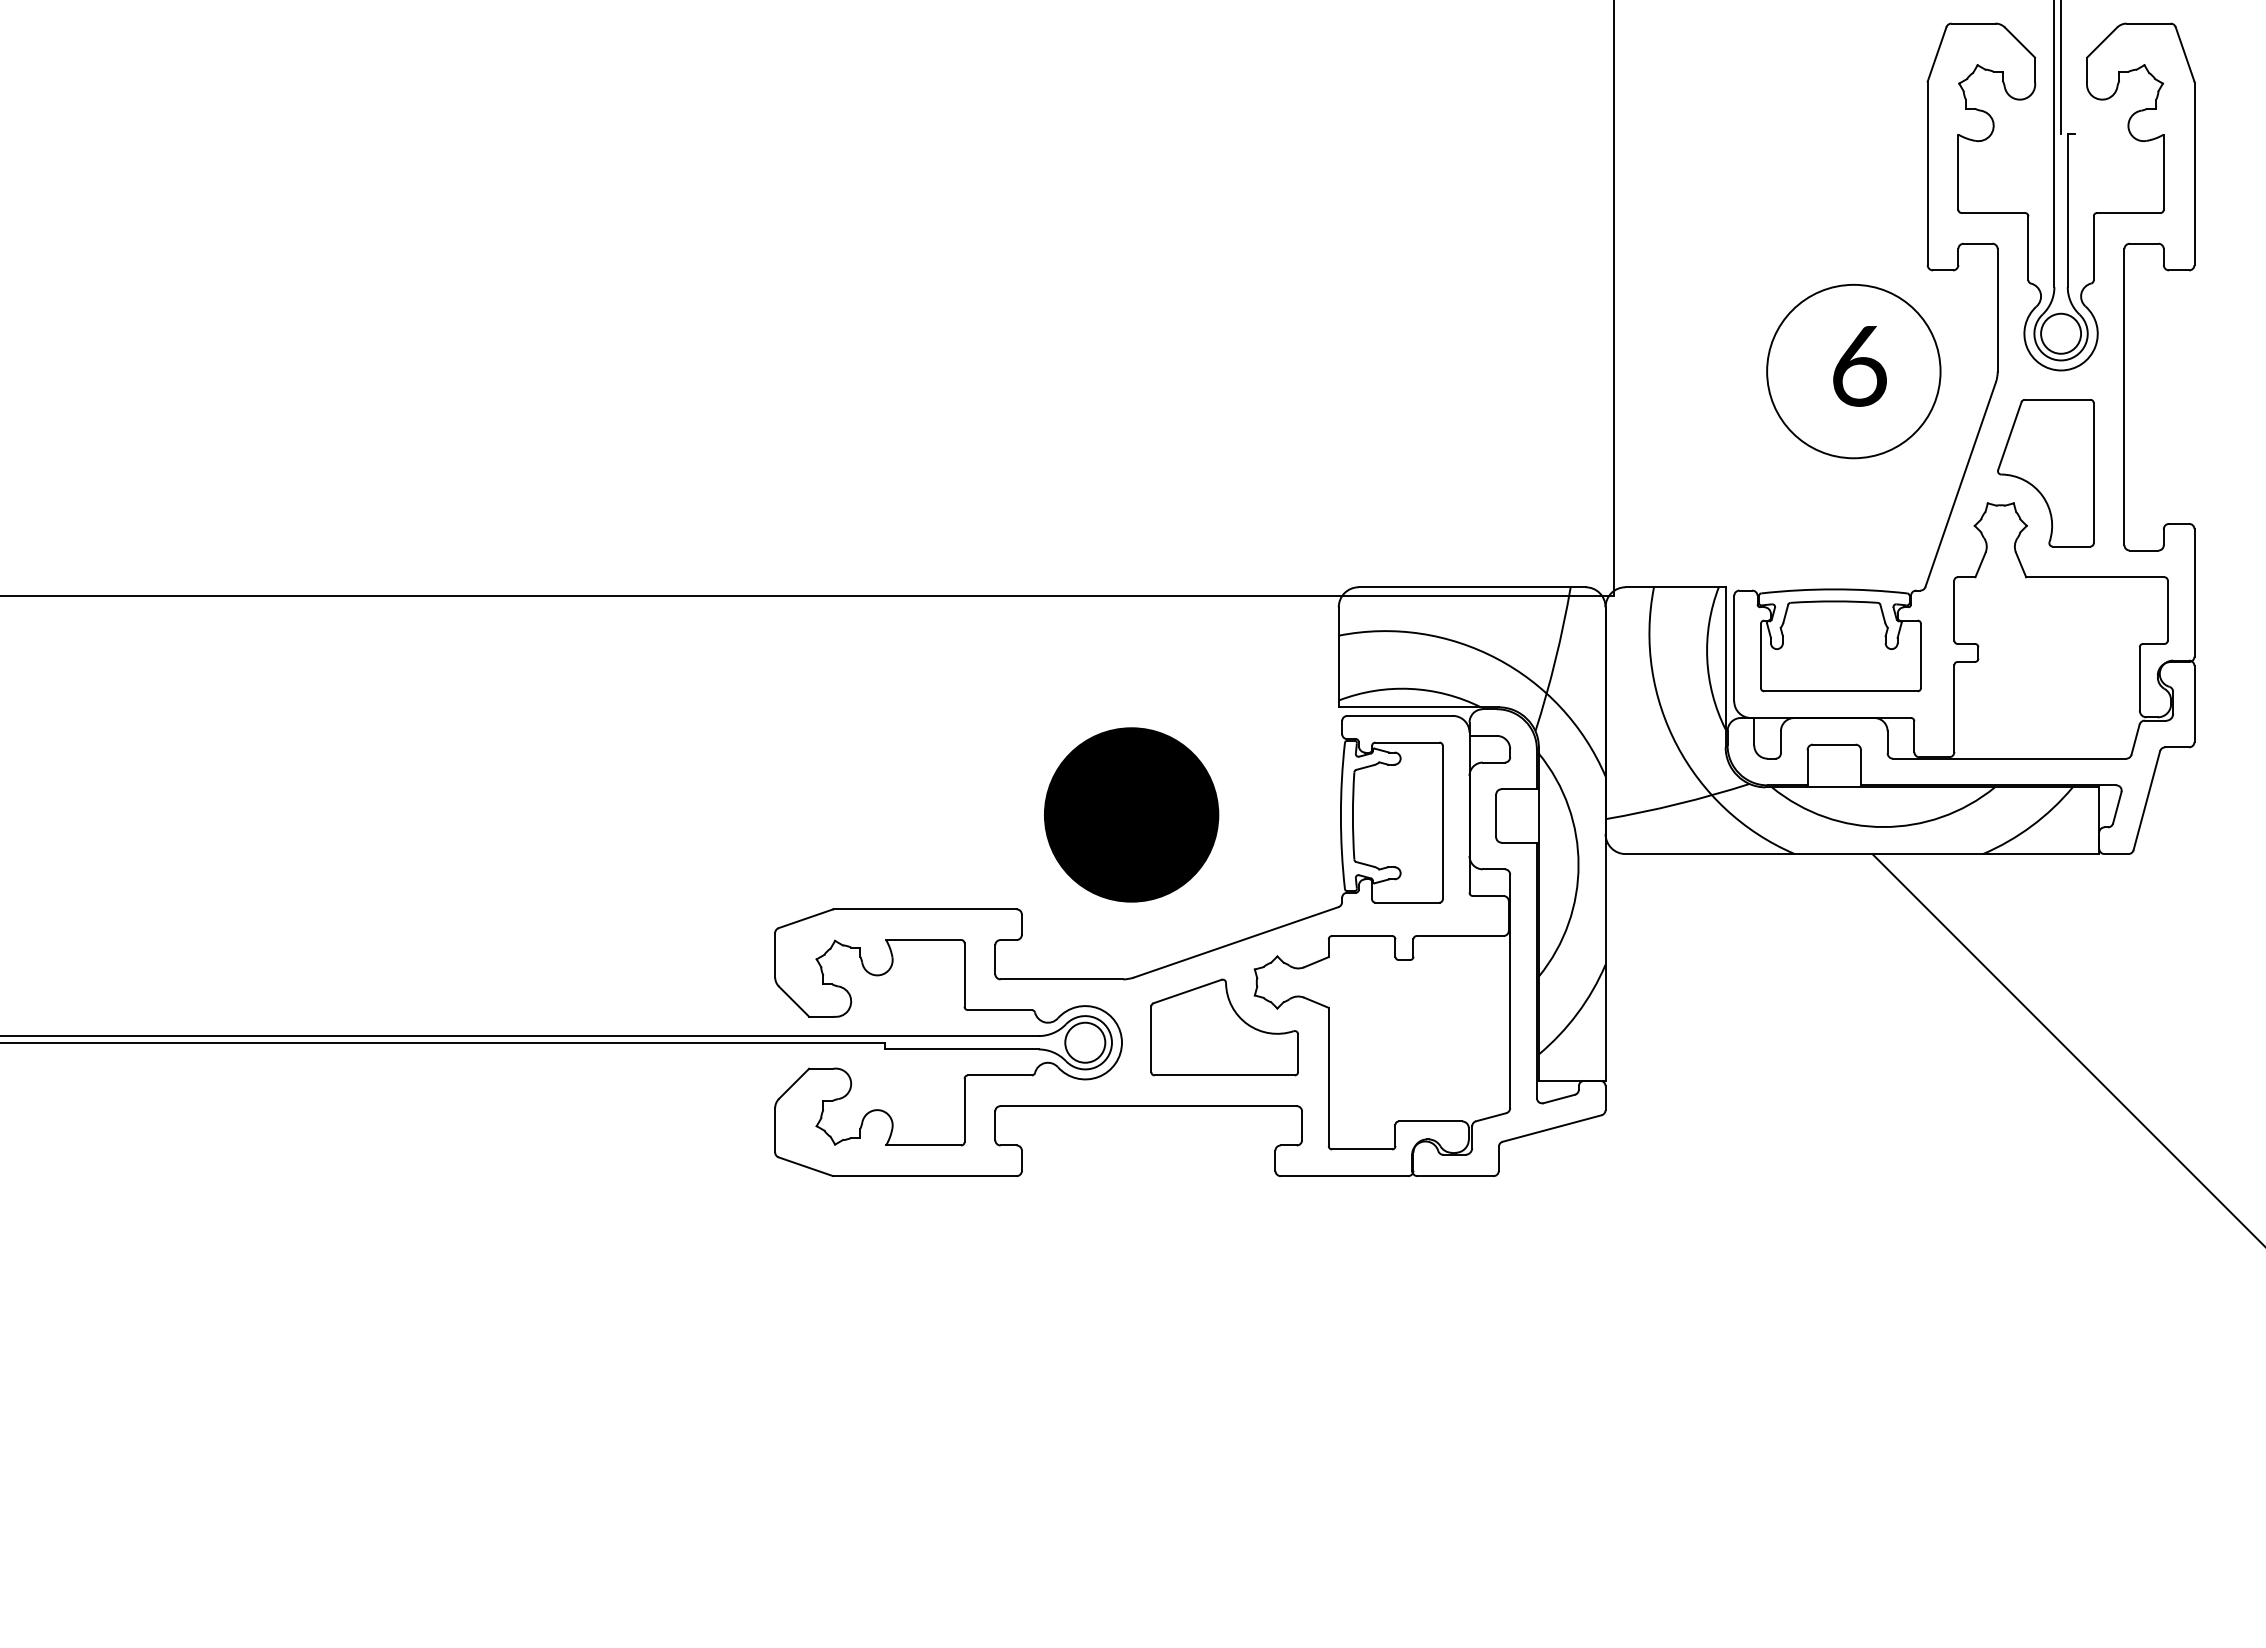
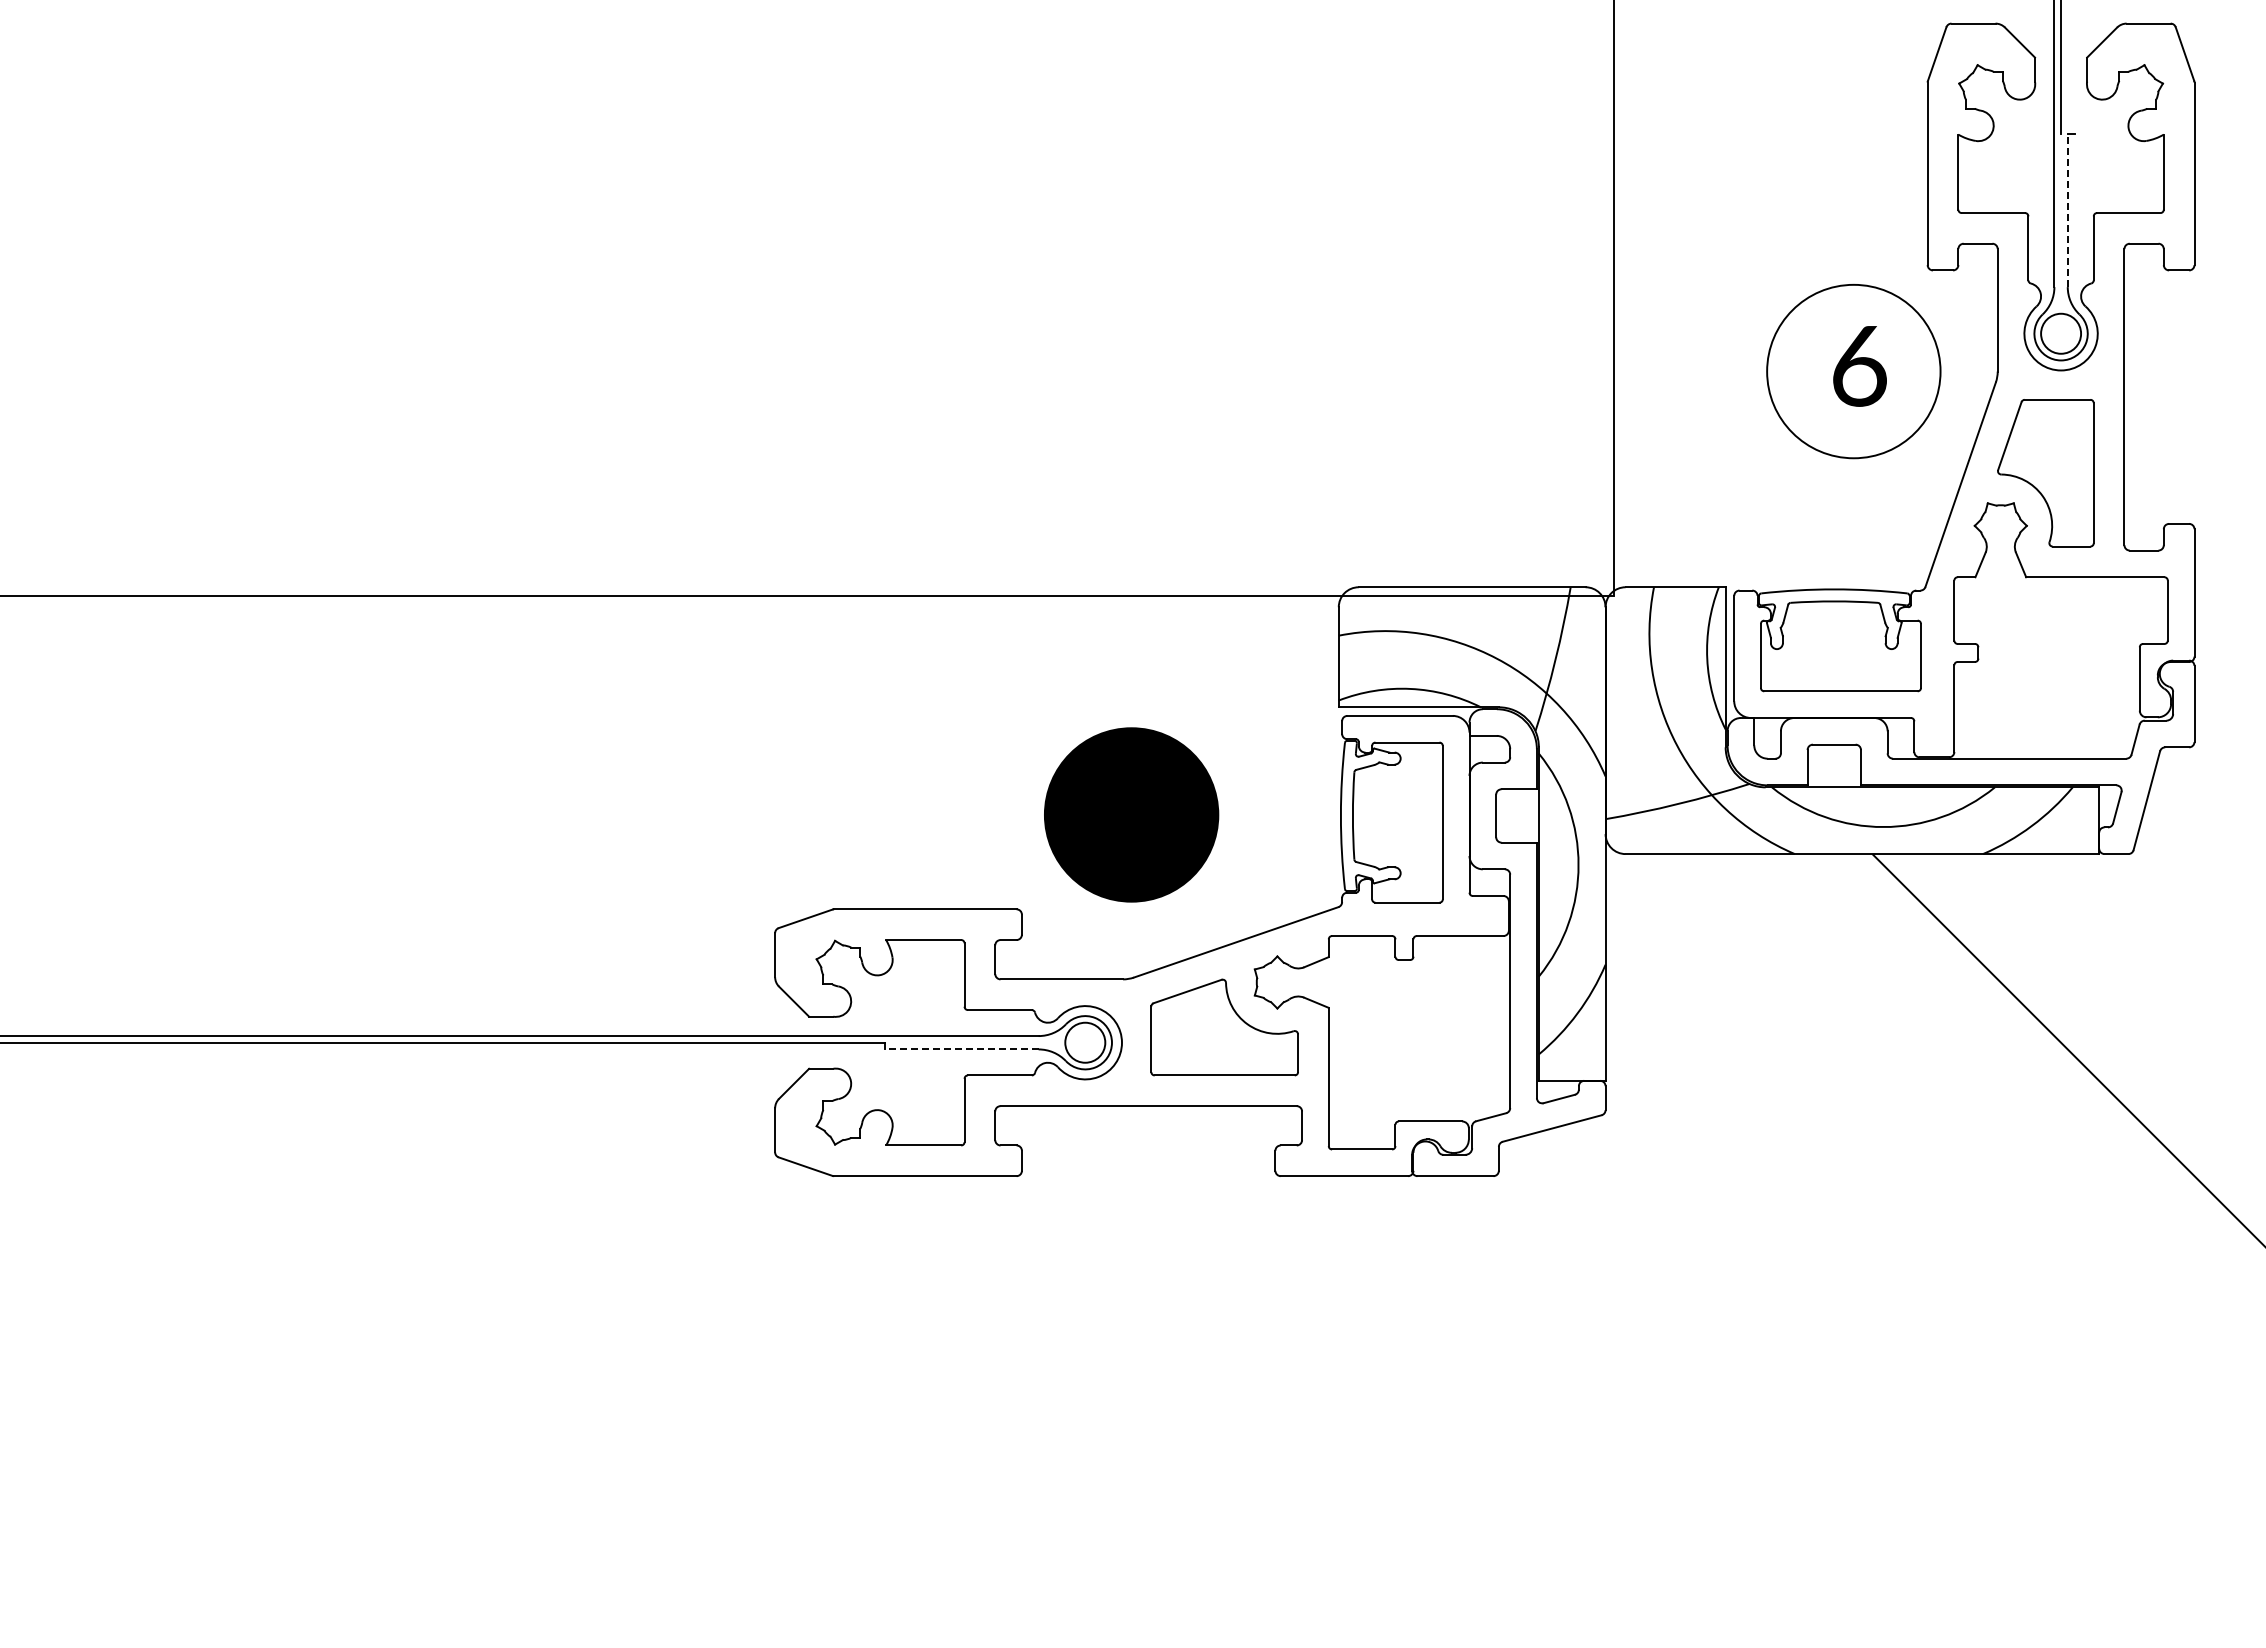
line: solid -> dashed (2067, 210)
line: solid -> dashed (961, 1049)
